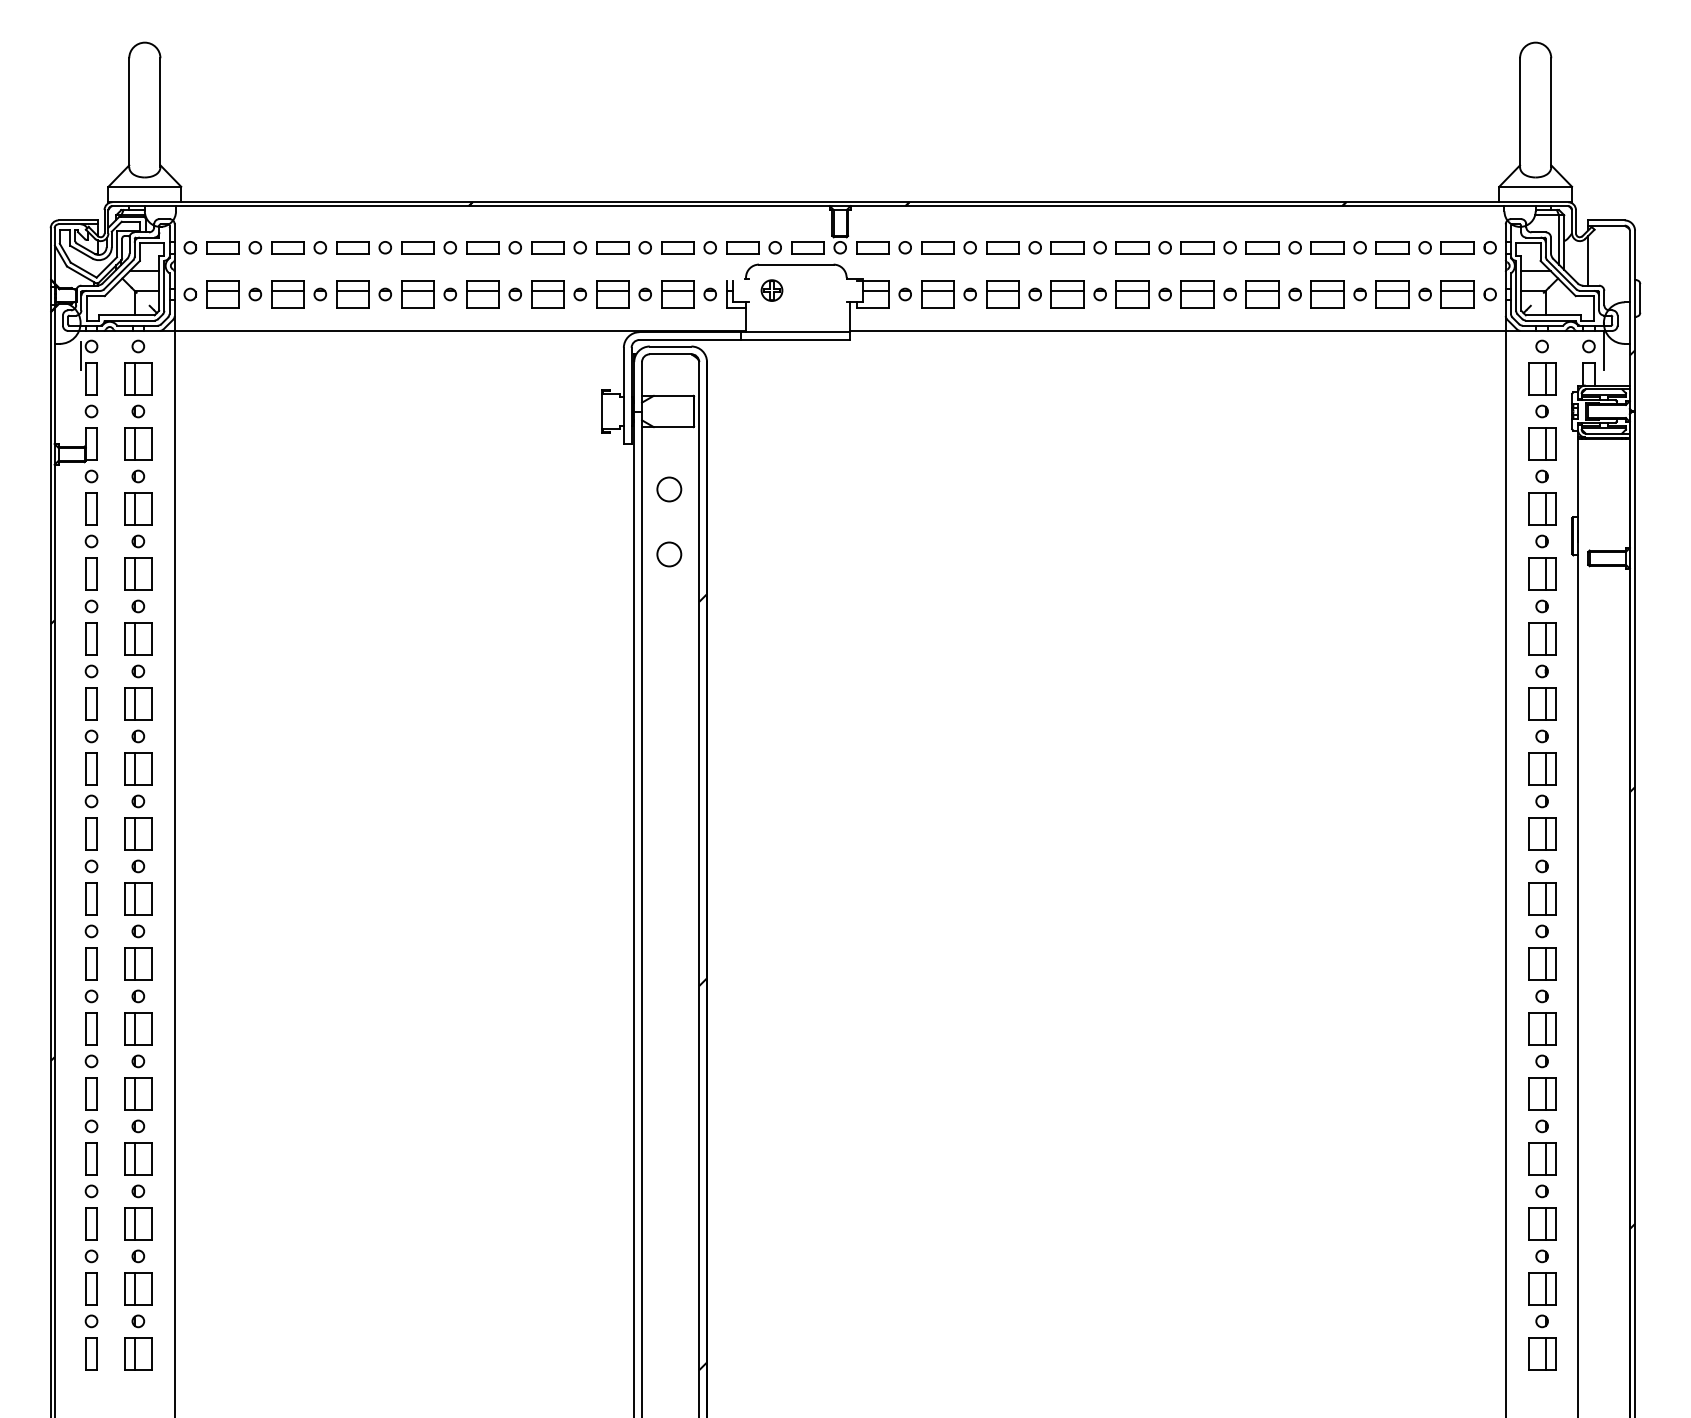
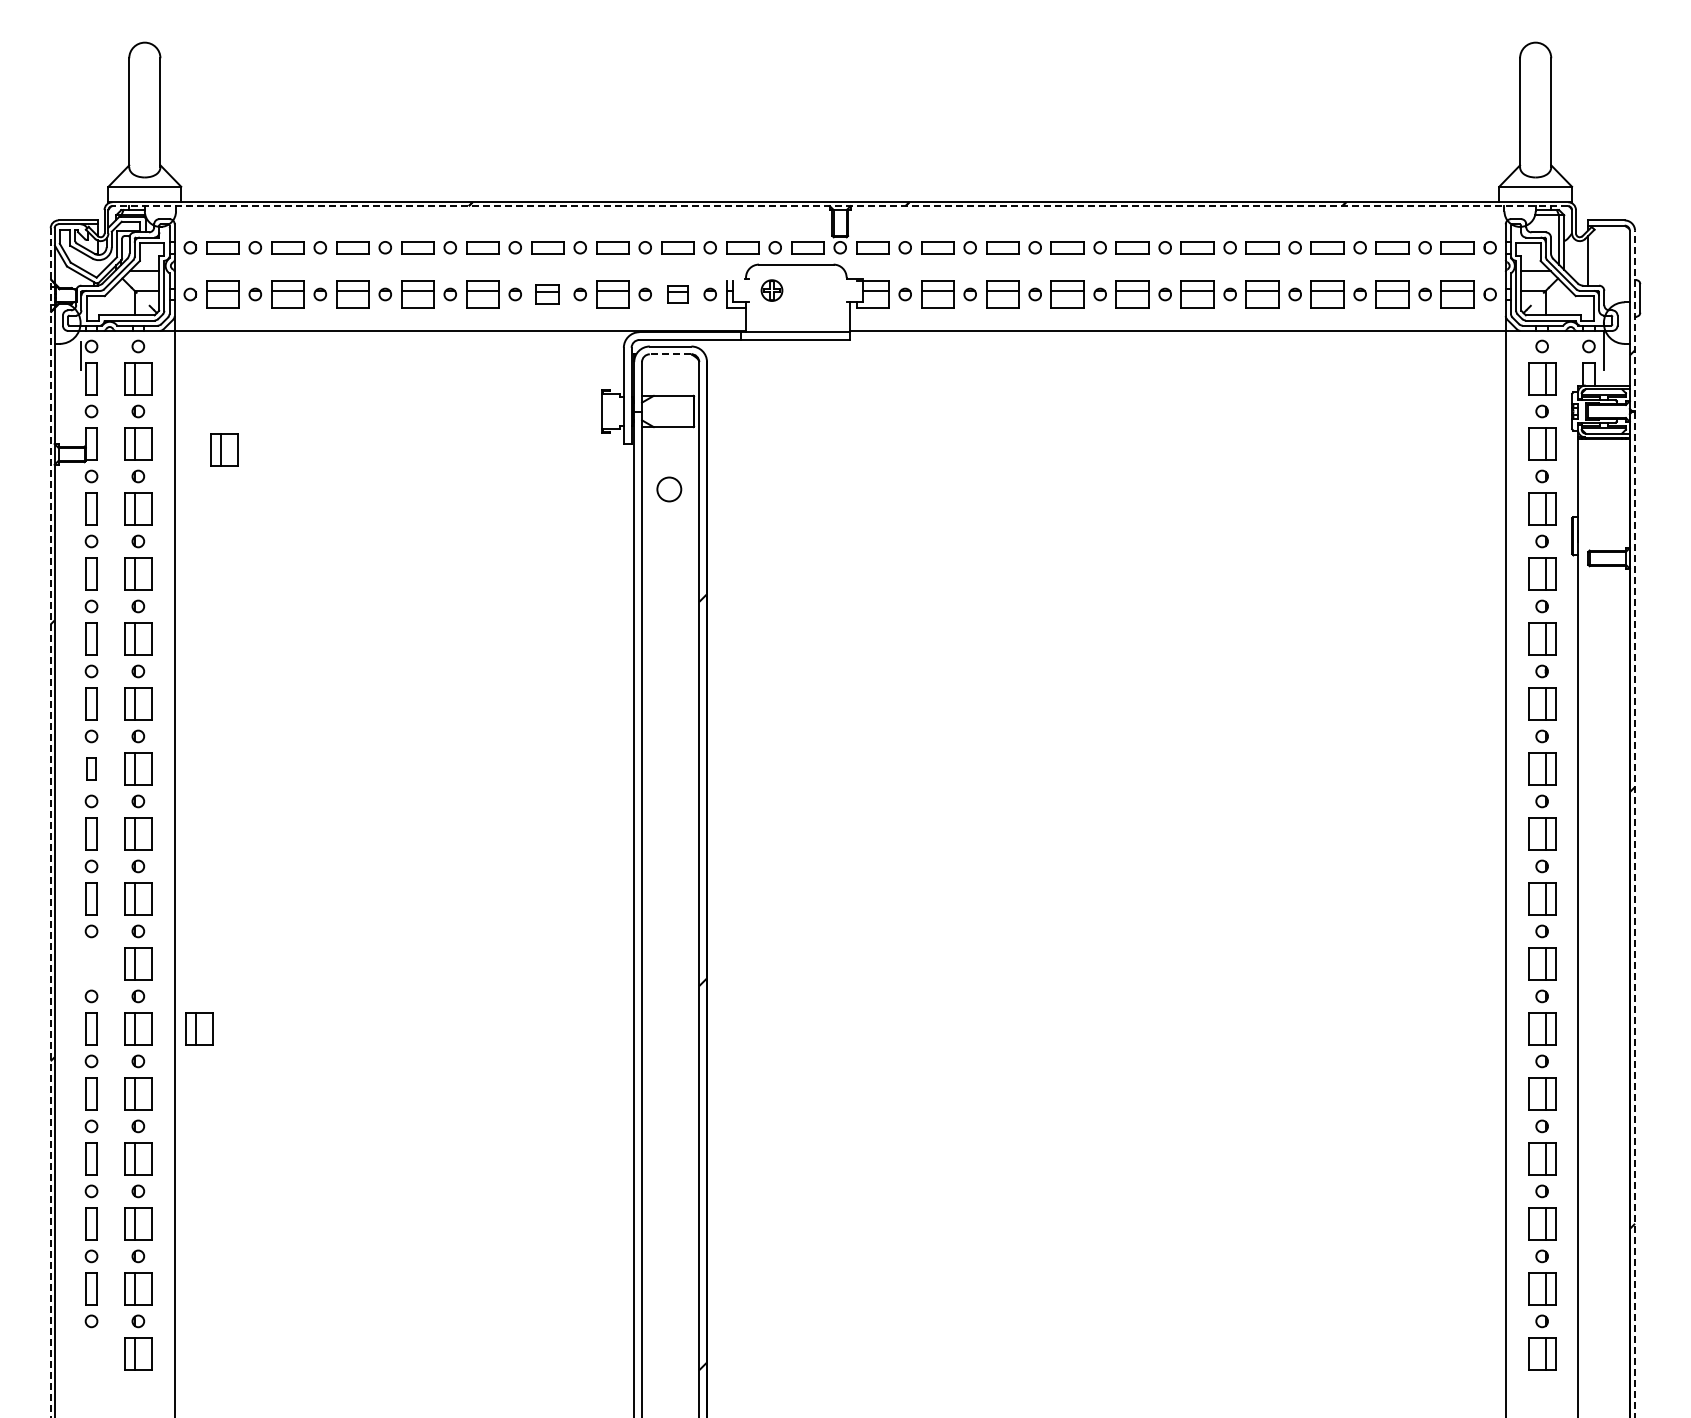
line: solid -> dashed (840, 206)
part size: 34x29 px -> 25x21 px (547, 294)
part size: 34x29 px -> 22x19 px (677, 294)
line: solid -> dashed (670, 354)
part: none -> present (224, 449)
circle: present -> none (669, 554)
part size: 13x34 px -> 11x24 px (91, 768)
line: solid -> dashed (50, 823)
line: solid -> dashed (1635, 823)
part: present -> none (91, 963)
part: none -> present (199, 1028)
part: present -> none (91, 1353)
